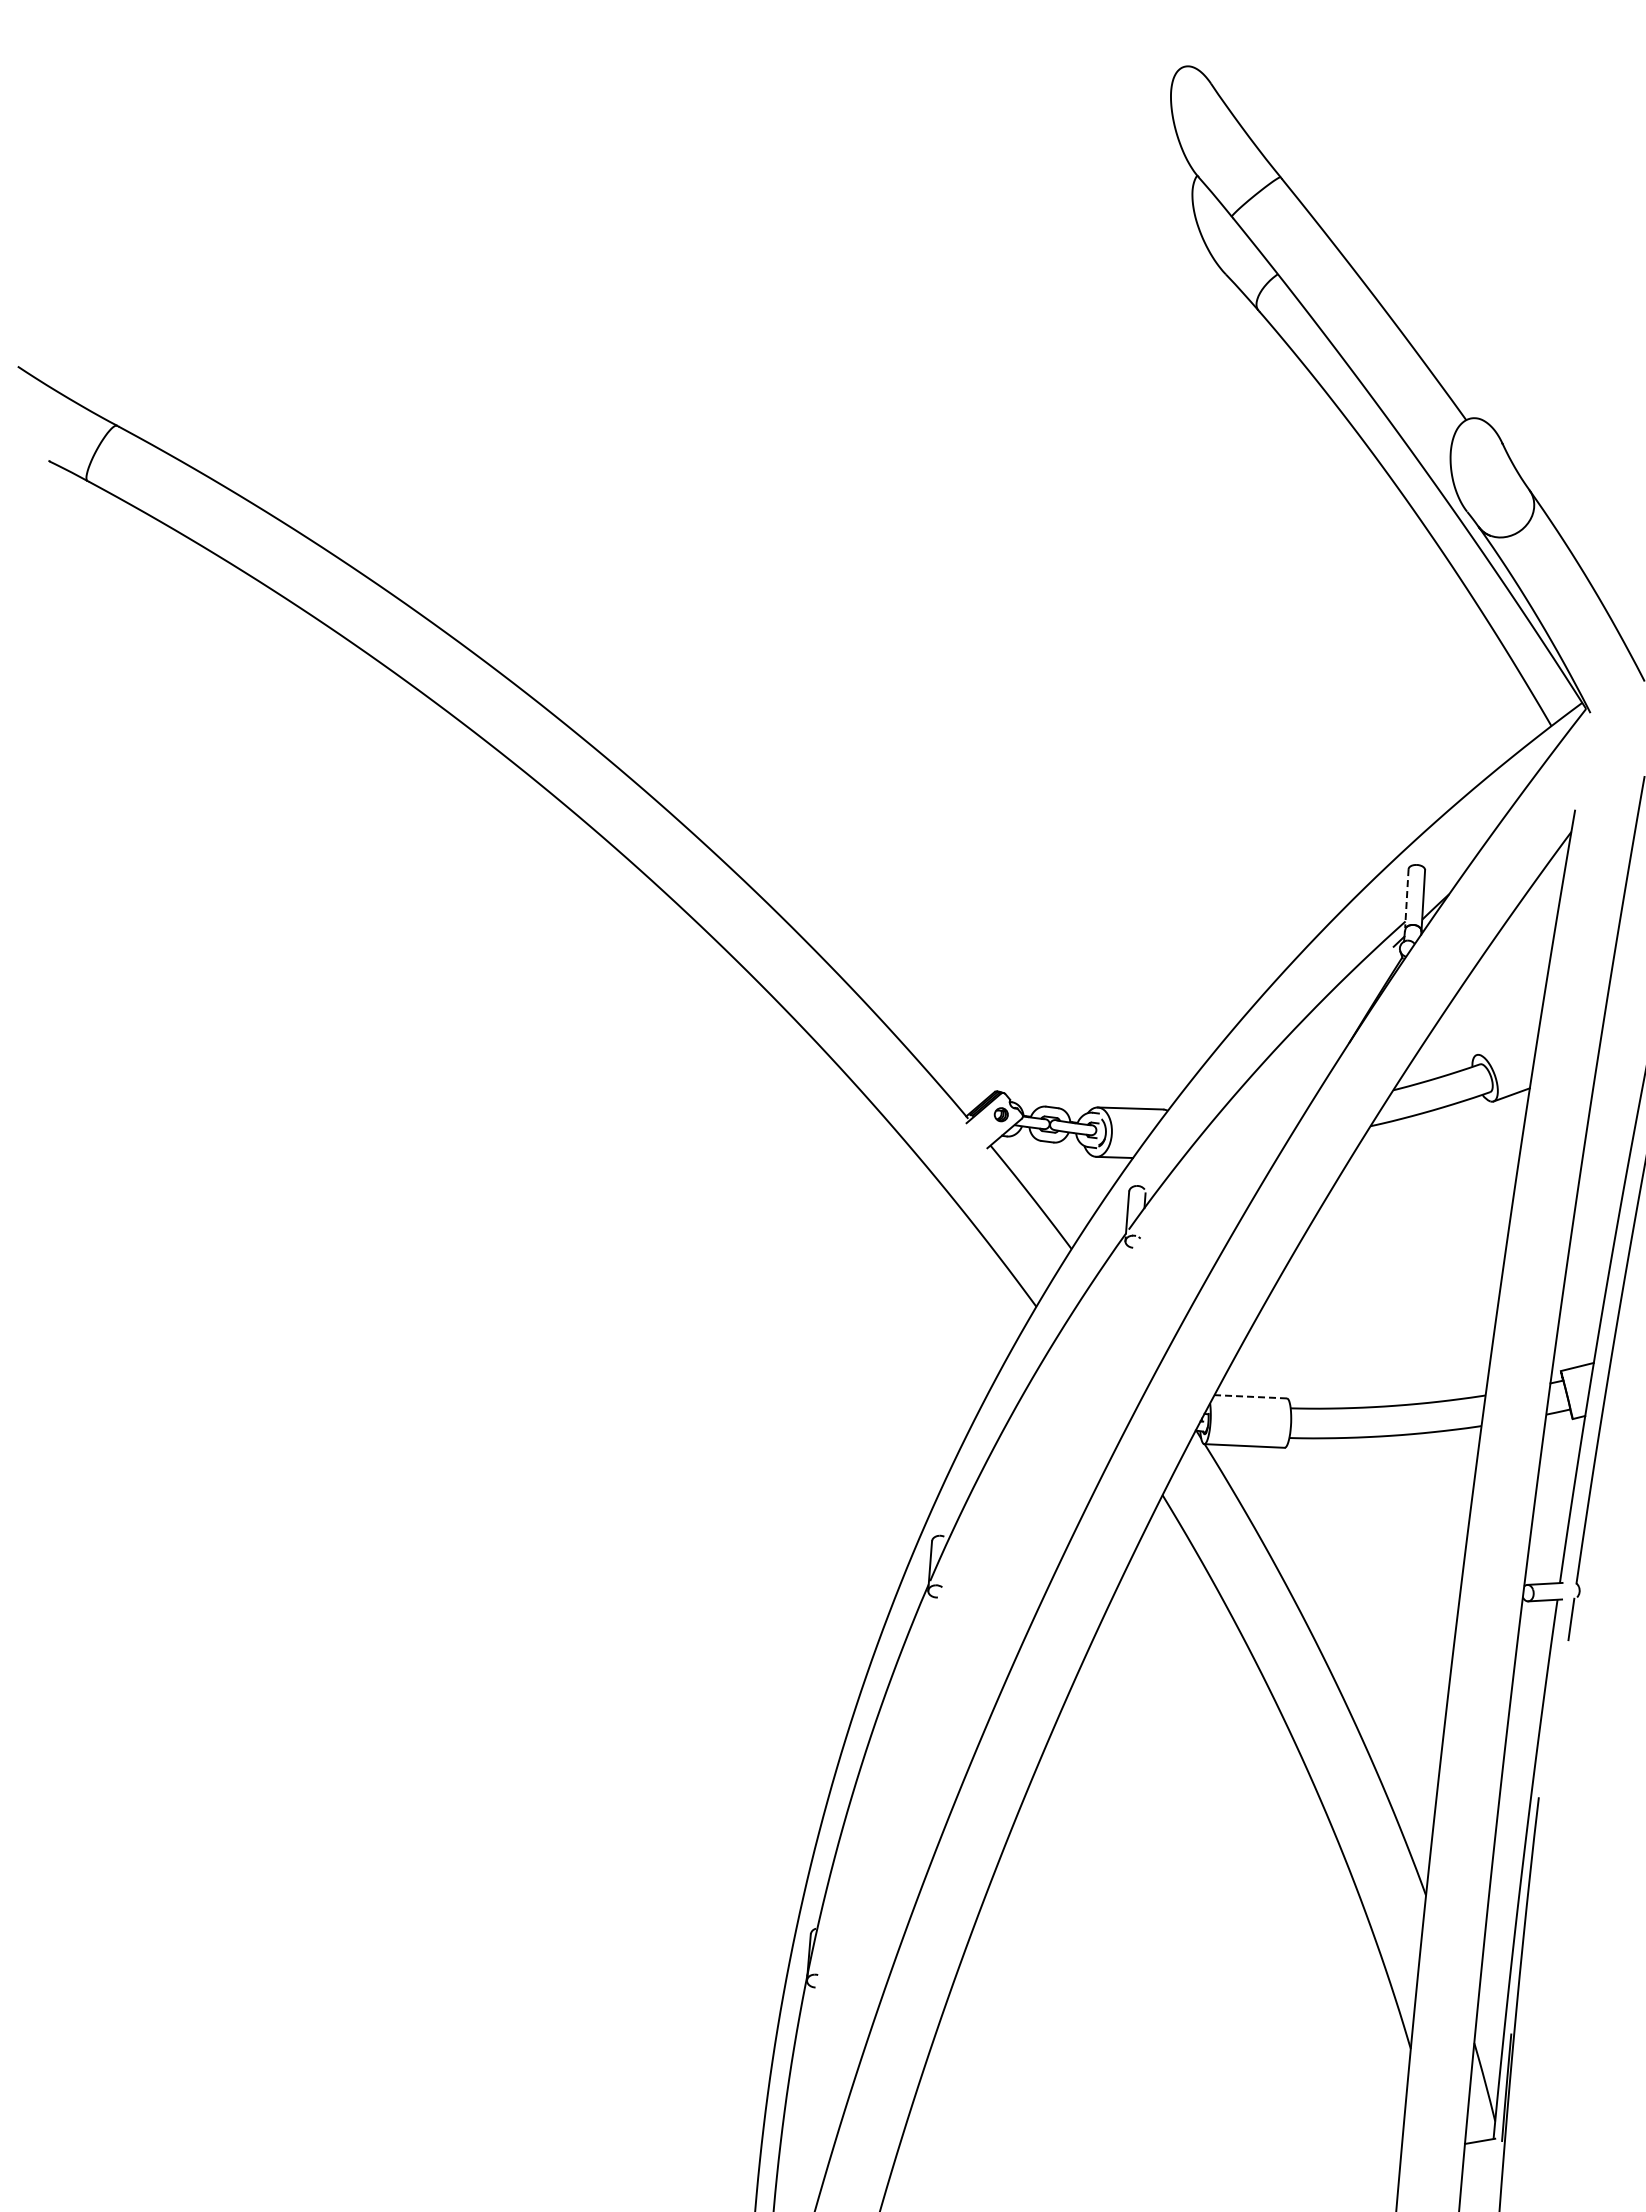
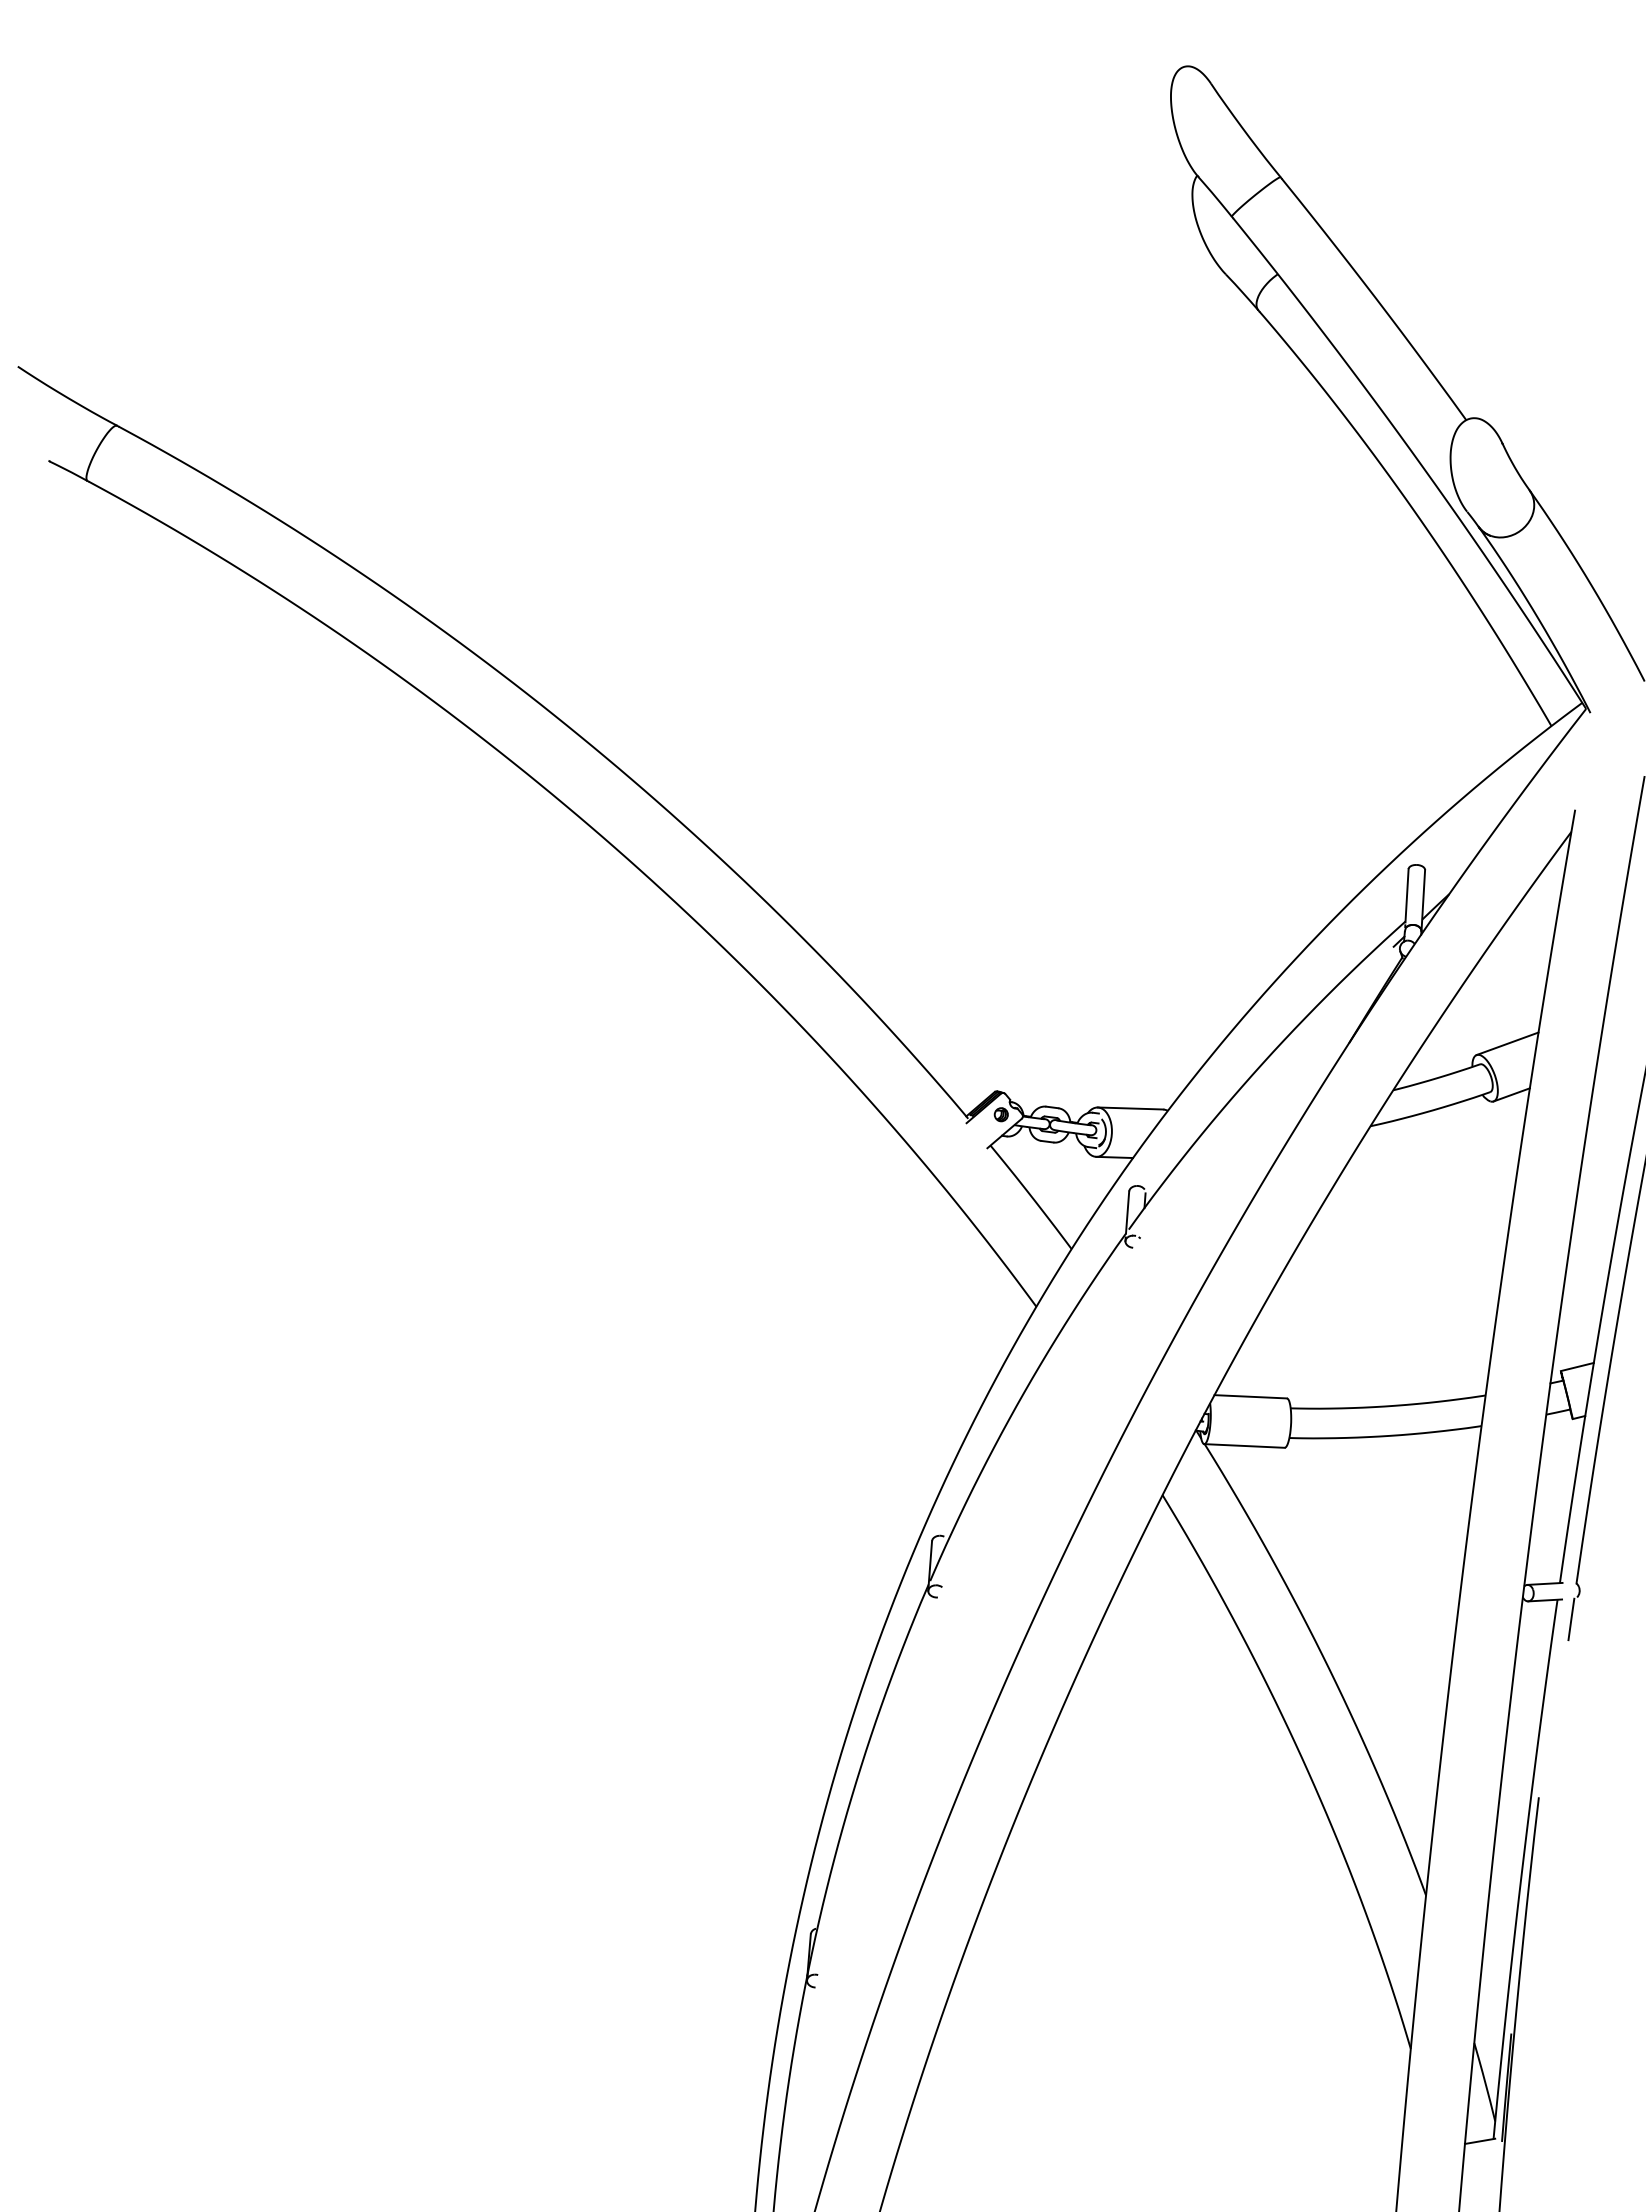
line: dashed -> solid (1407, 895)
line: none -> present (1507, 1043)
line: dashed -> solid (1250, 1396)
